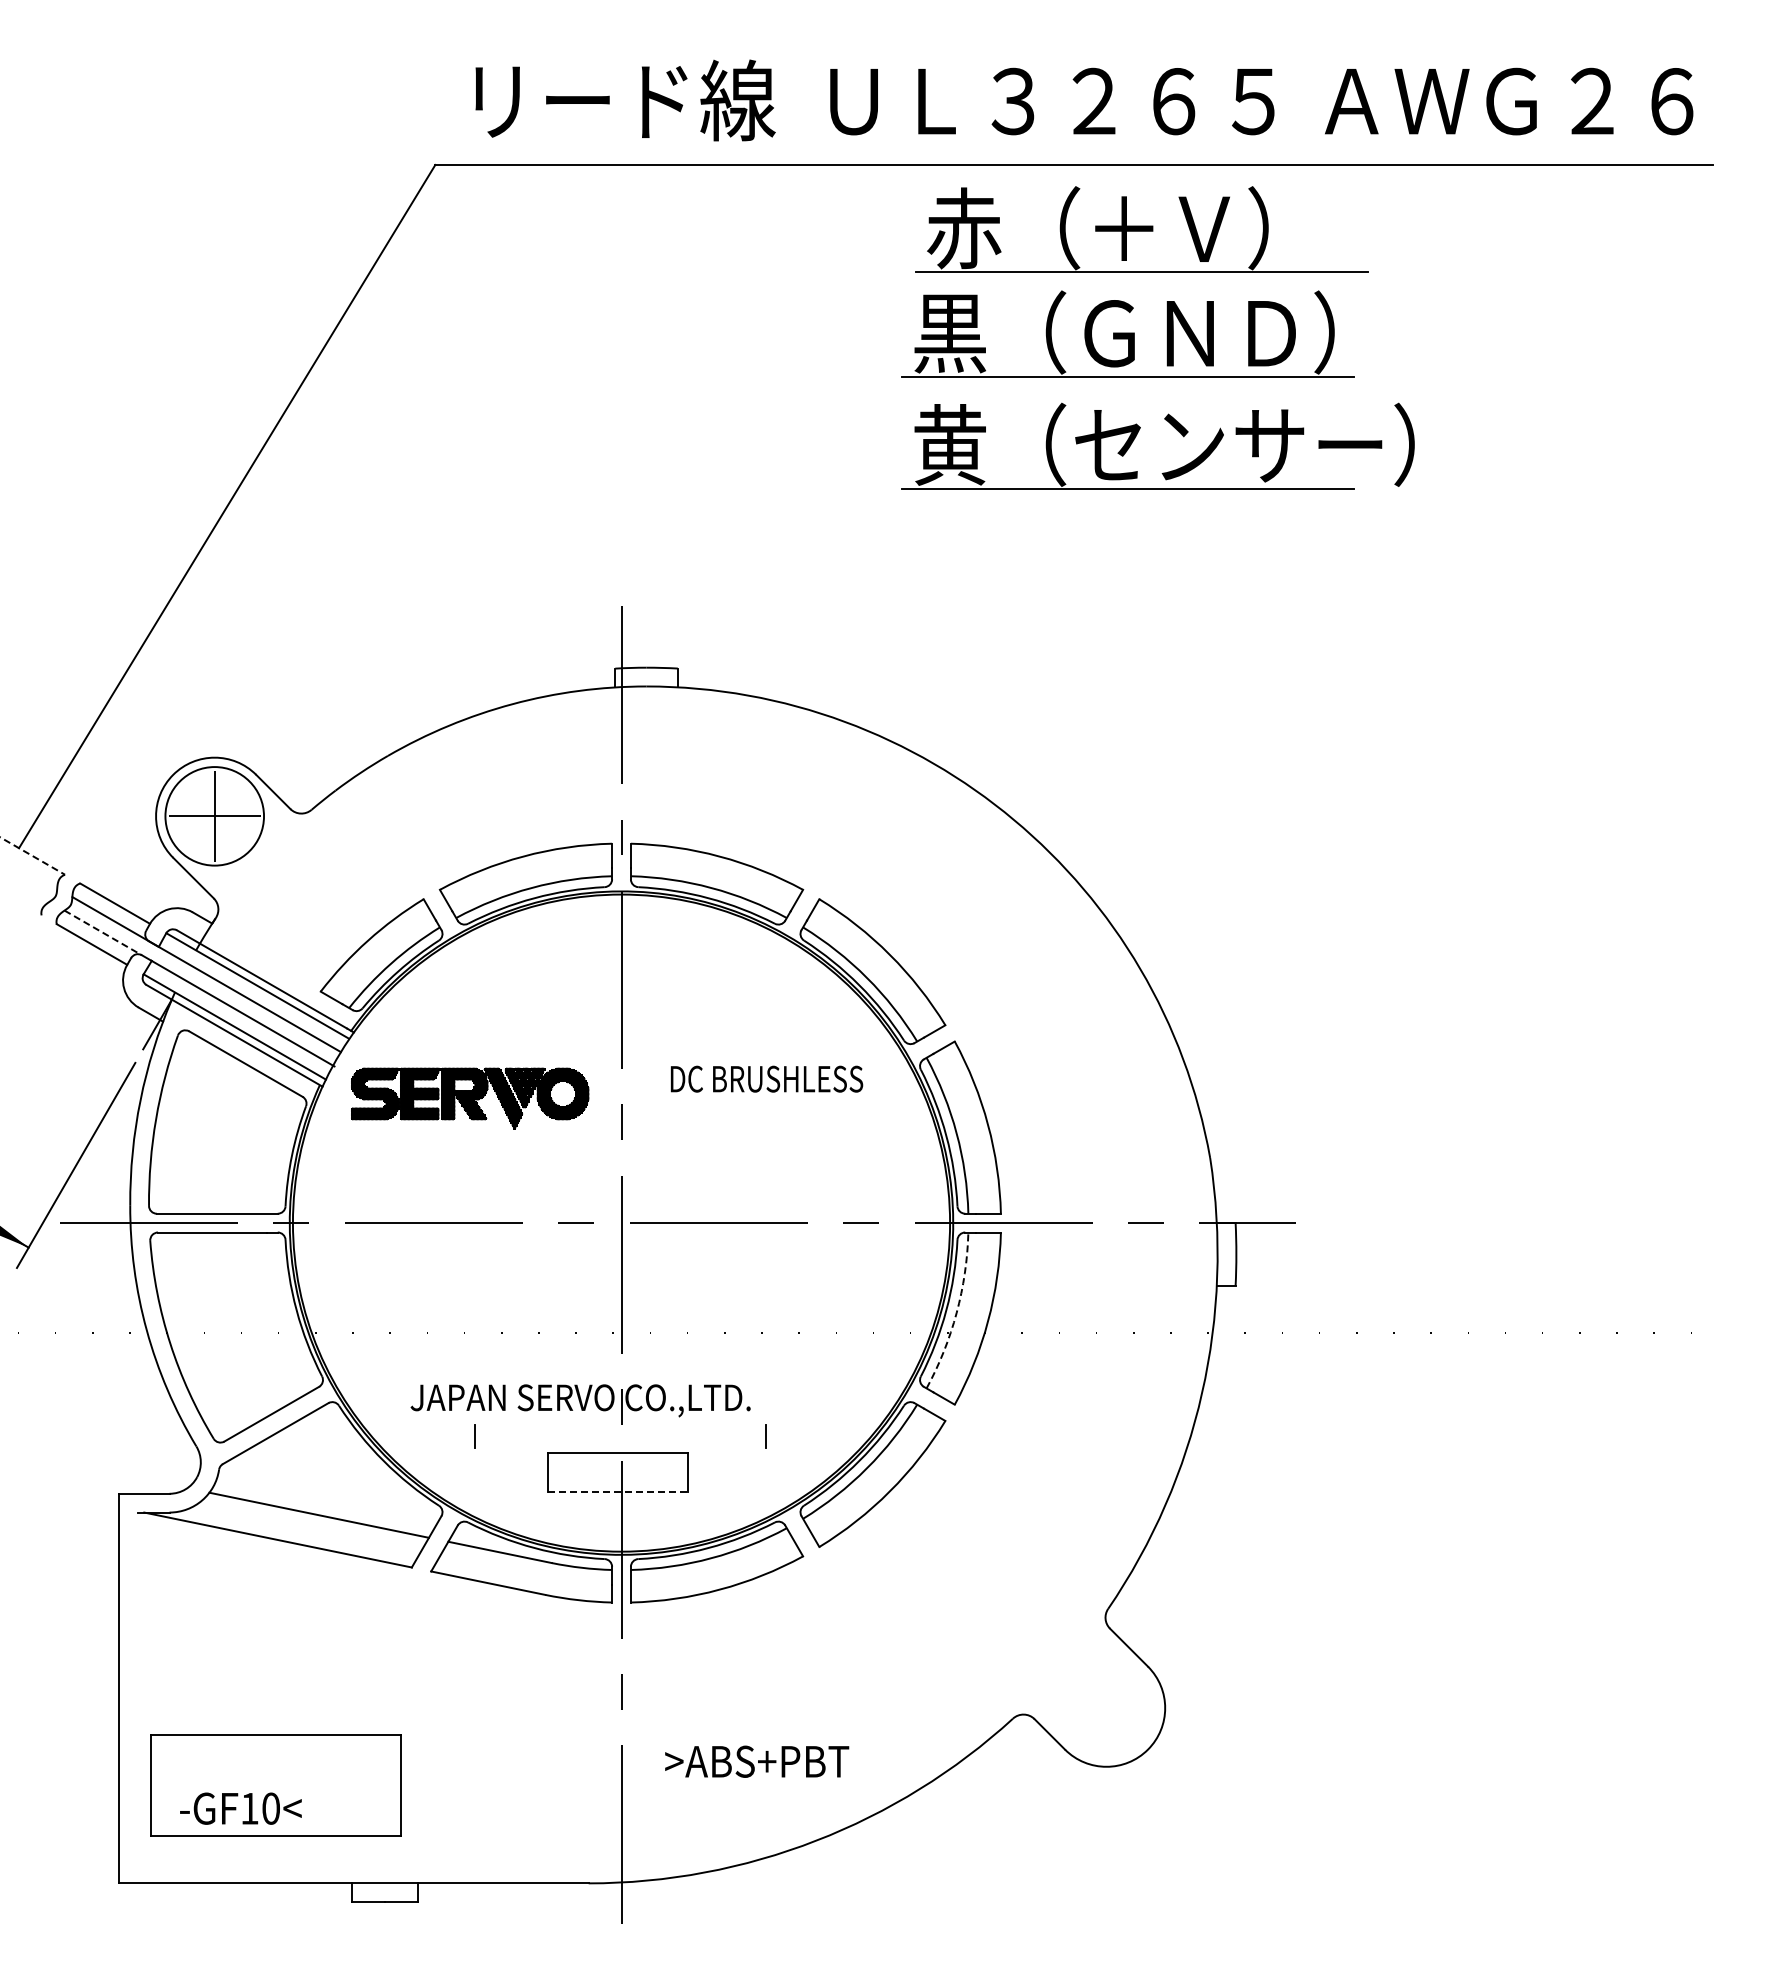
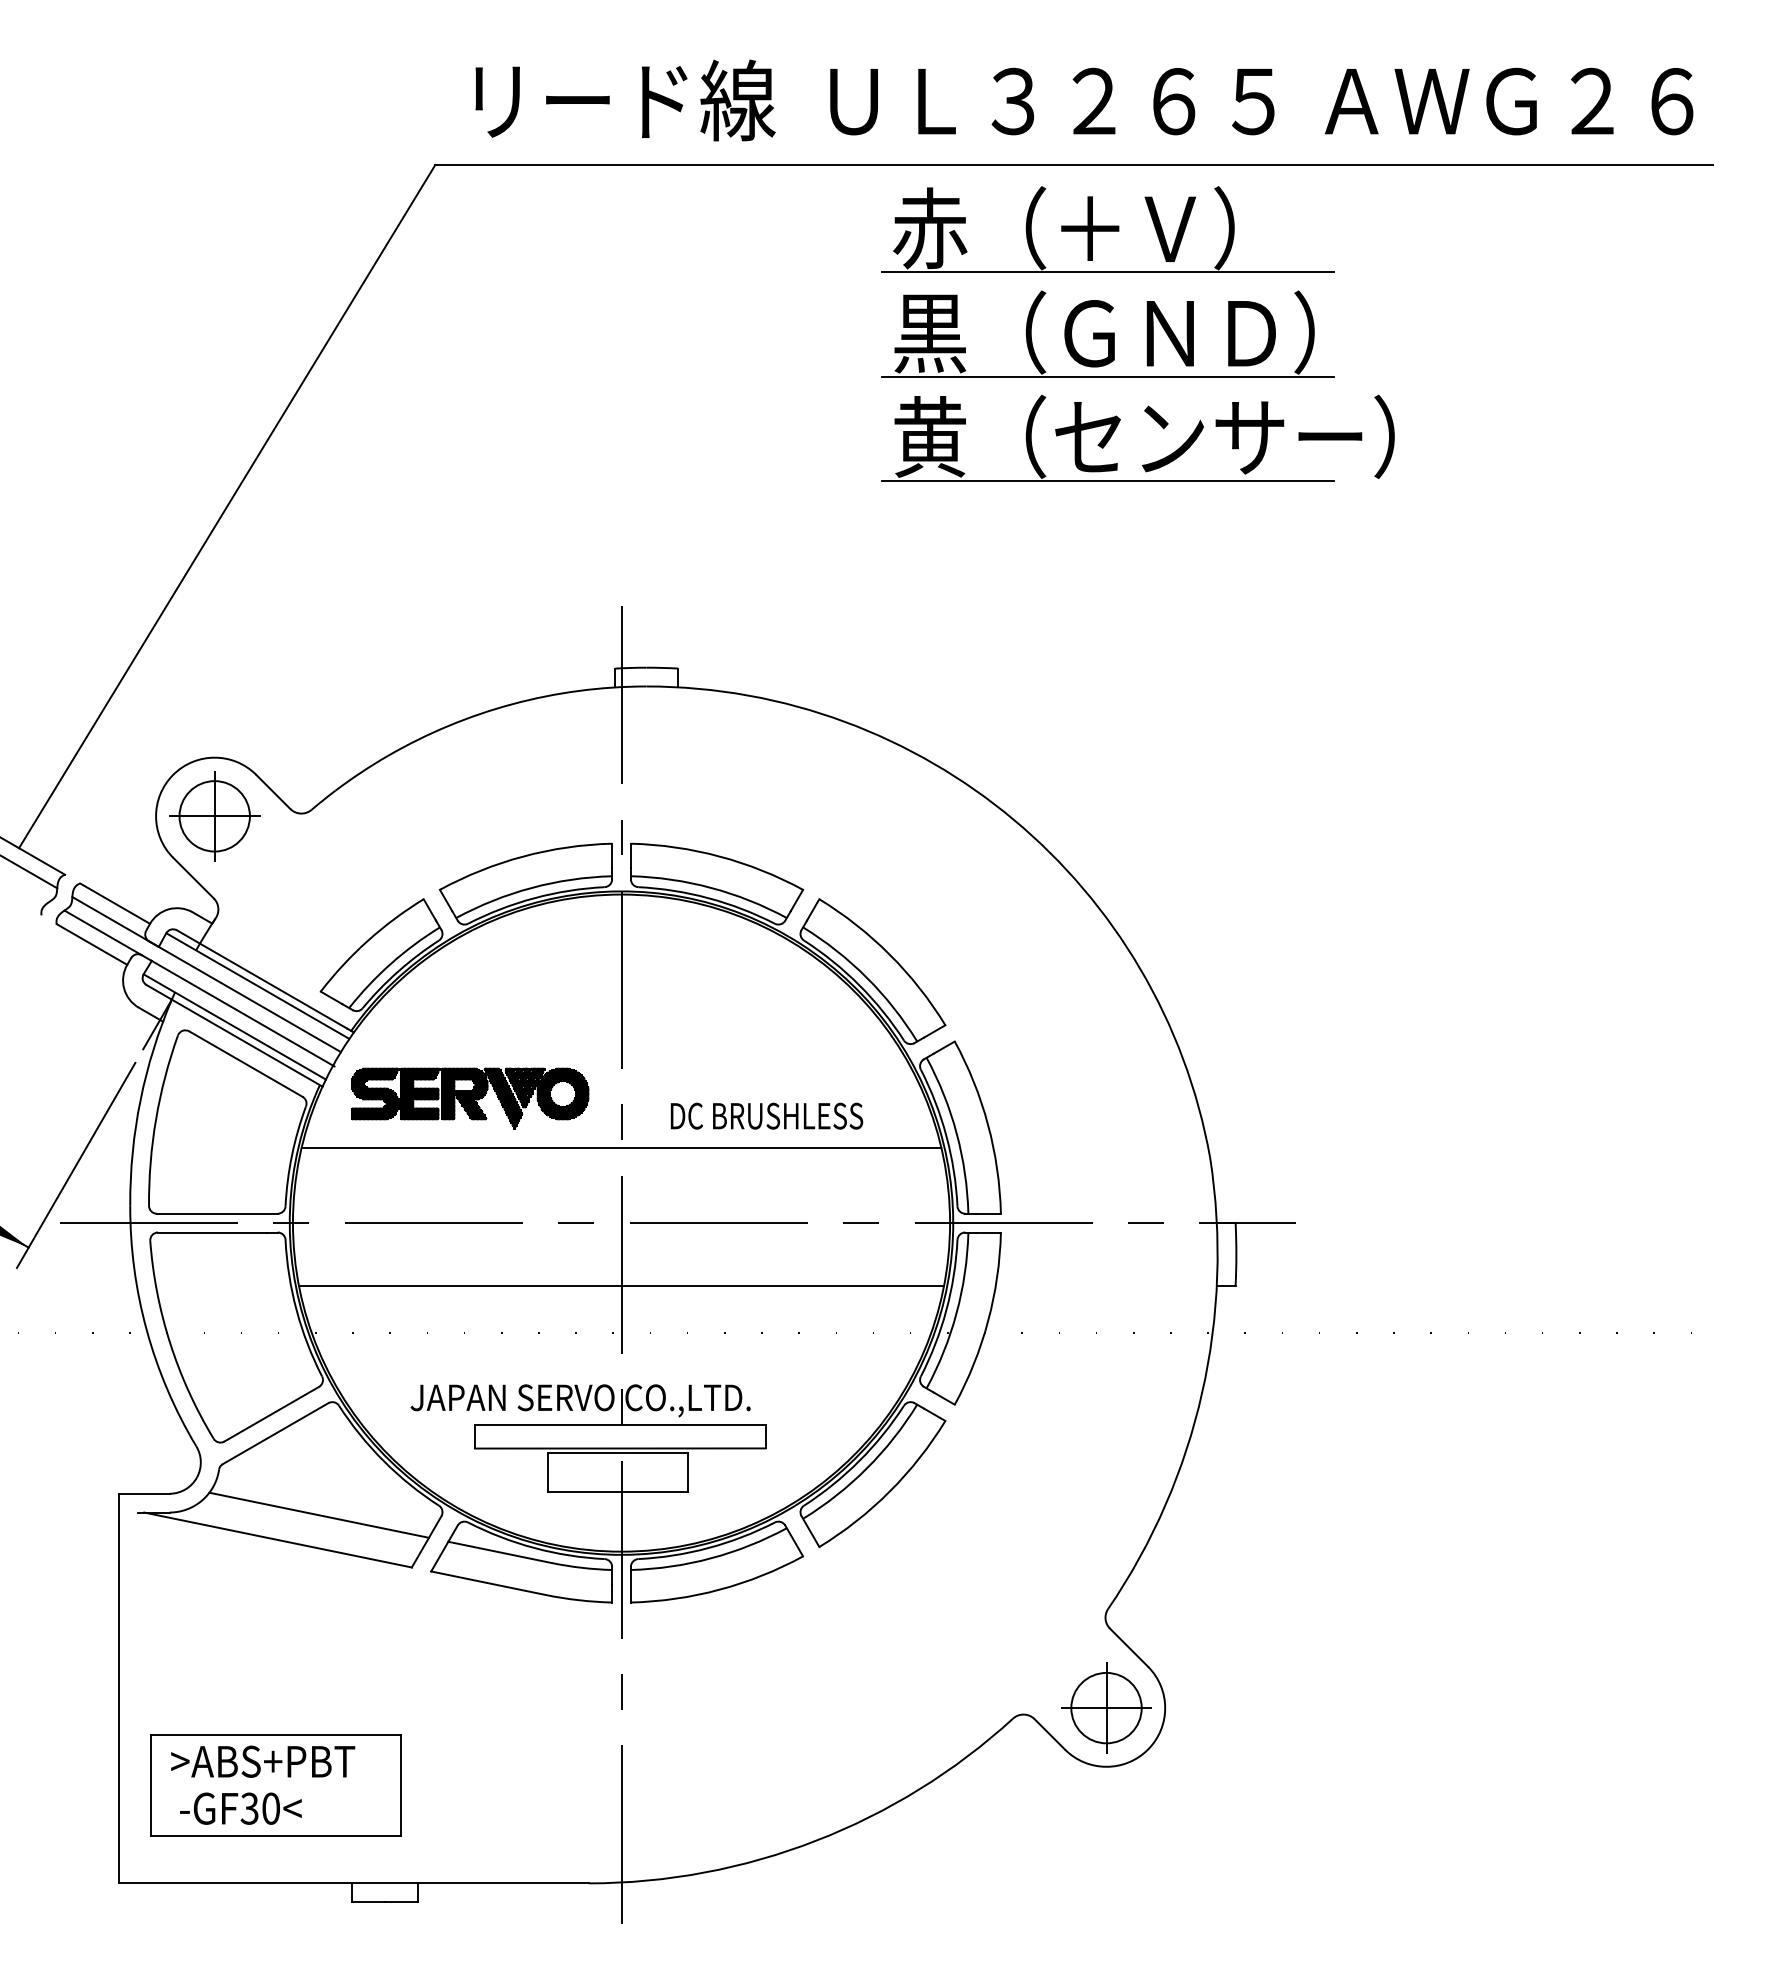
part position: (1141, 229) -> (1107, 229) (1107, 229)
part position: (1127, 333) -> (1107, 333) (1107, 333)
part position: (1137, 434) -> (1117, 426) (1117, 426)
circle diameter: 99 px -> 70 px (214, 816)
line: dashed -> solid (33, 856)
line: none -> present (29, 872)
line: dashed -> solid (103, 932)
text position: (767, 1078) -> (767, 1115) (767, 1115)
line: none -> present (621, 1148)
line: none -> present (621, 1285)
arc: dashed -> solid (956, 1312)
line: none -> present (620, 1425)
line: none -> present (620, 1448)
line: dashed -> solid (618, 1492)
part: none -> present (1106, 1707)
text position: (757, 1761) -> (263, 1761) (263, 1761)
text: -GF10< -> -GF30< (249, 1808)
